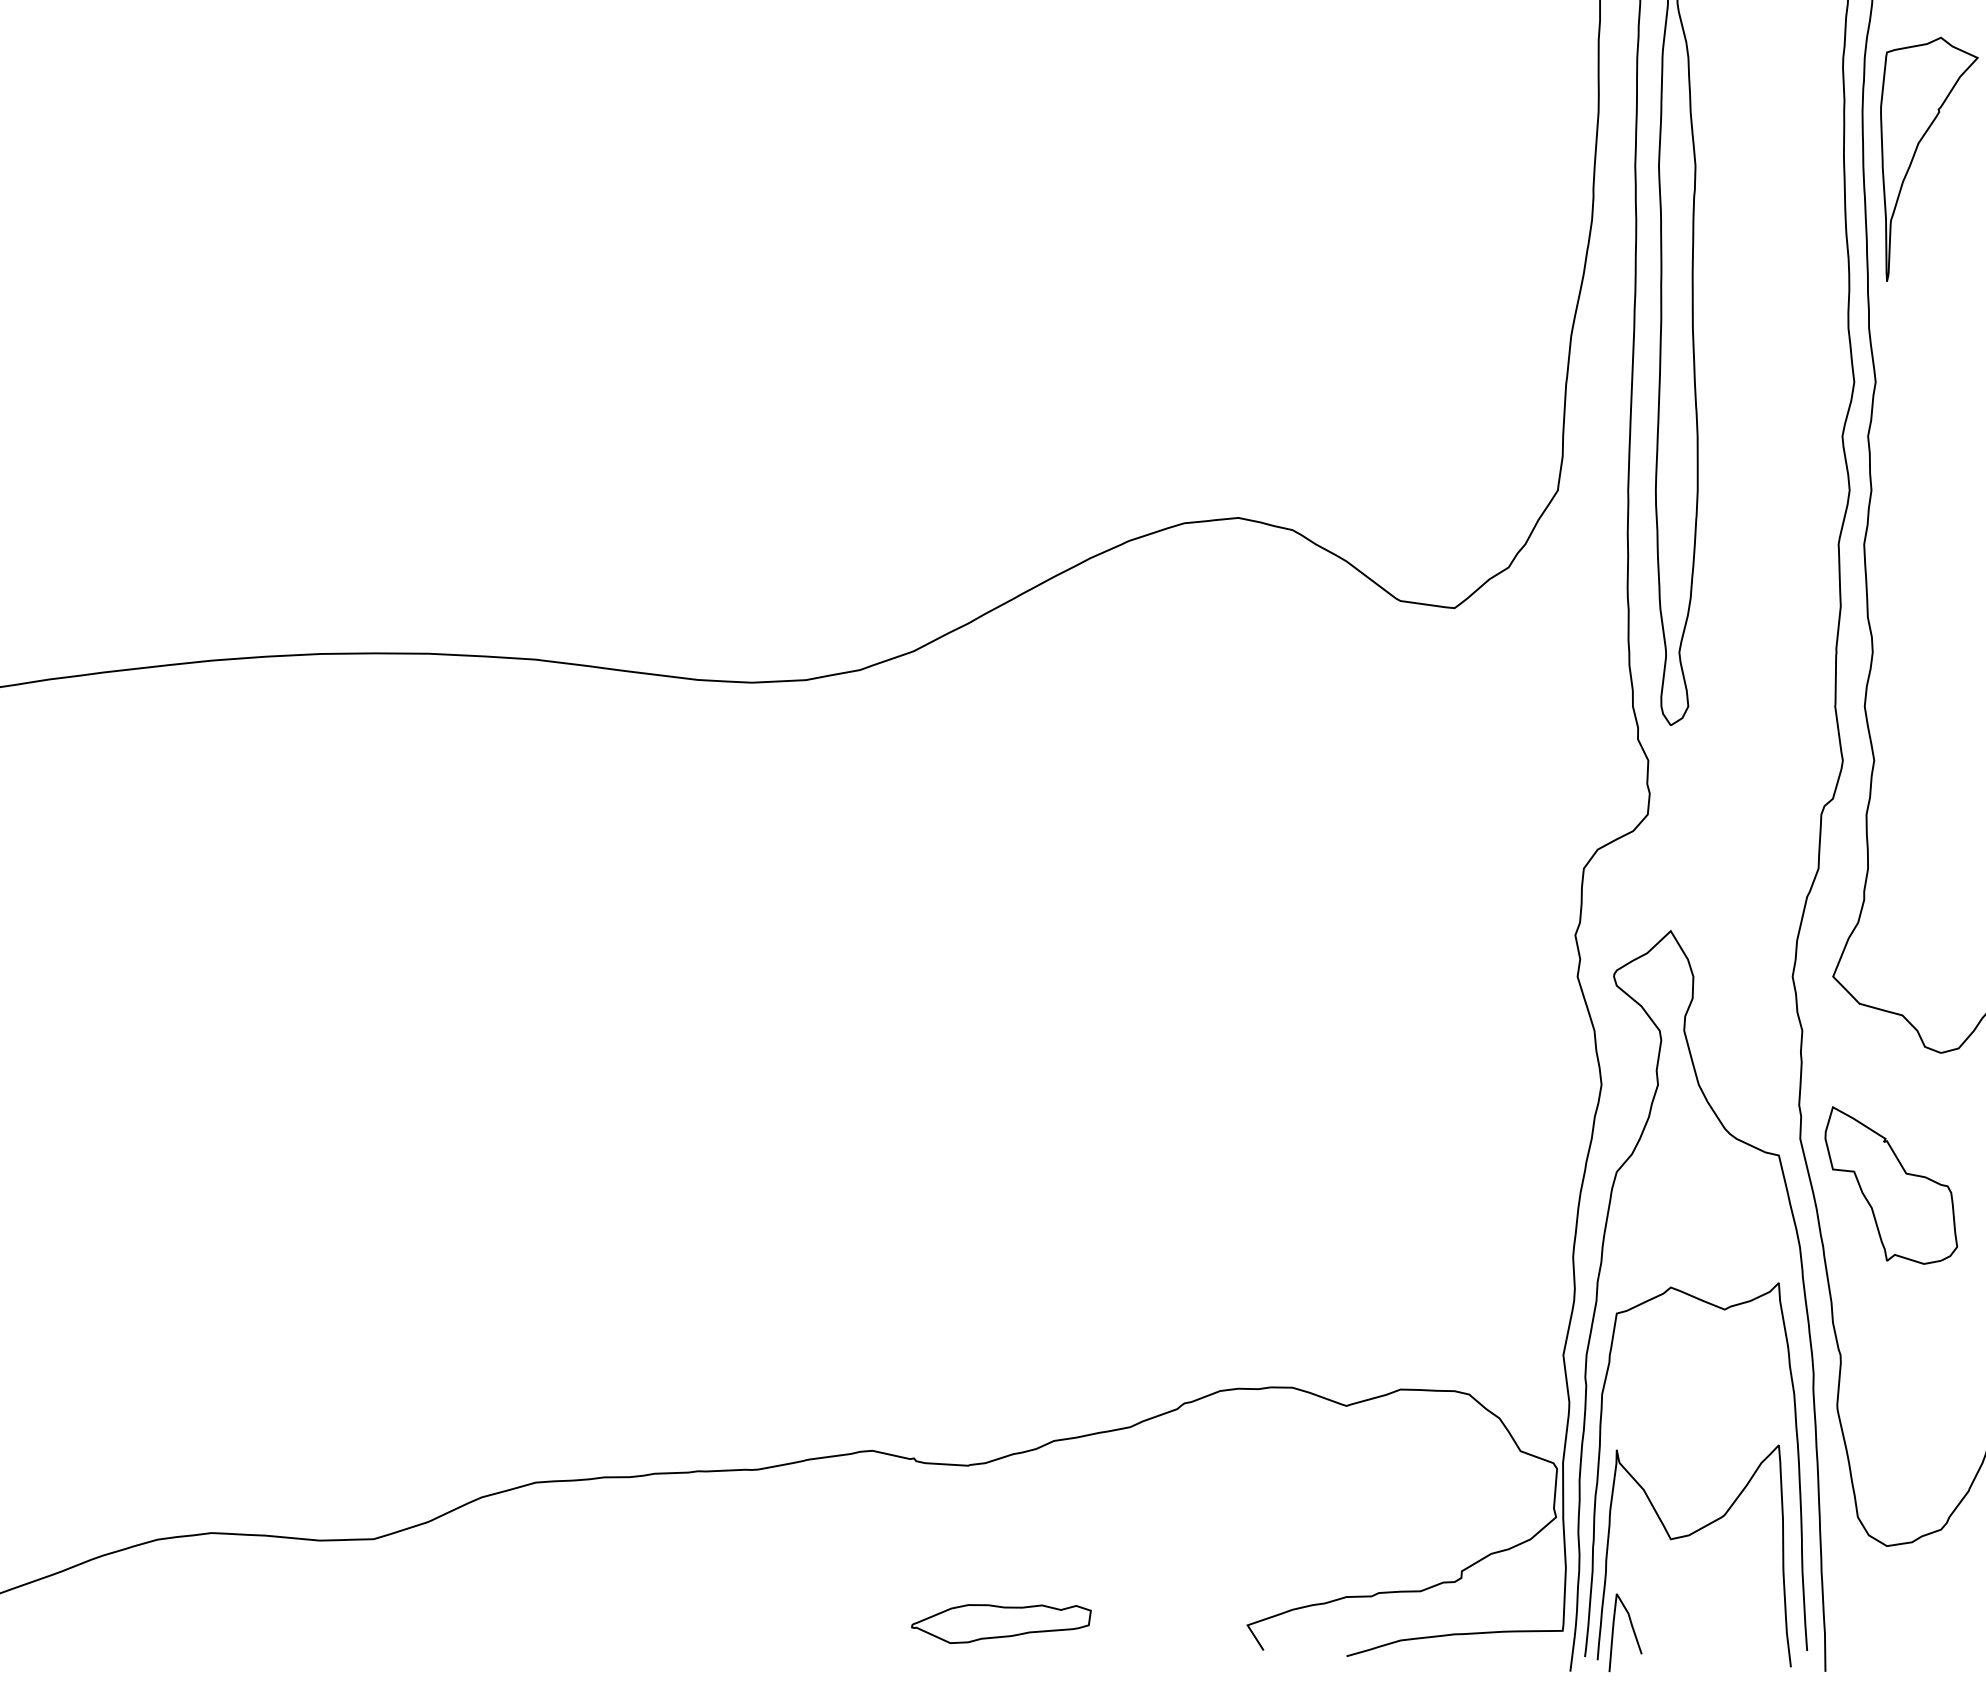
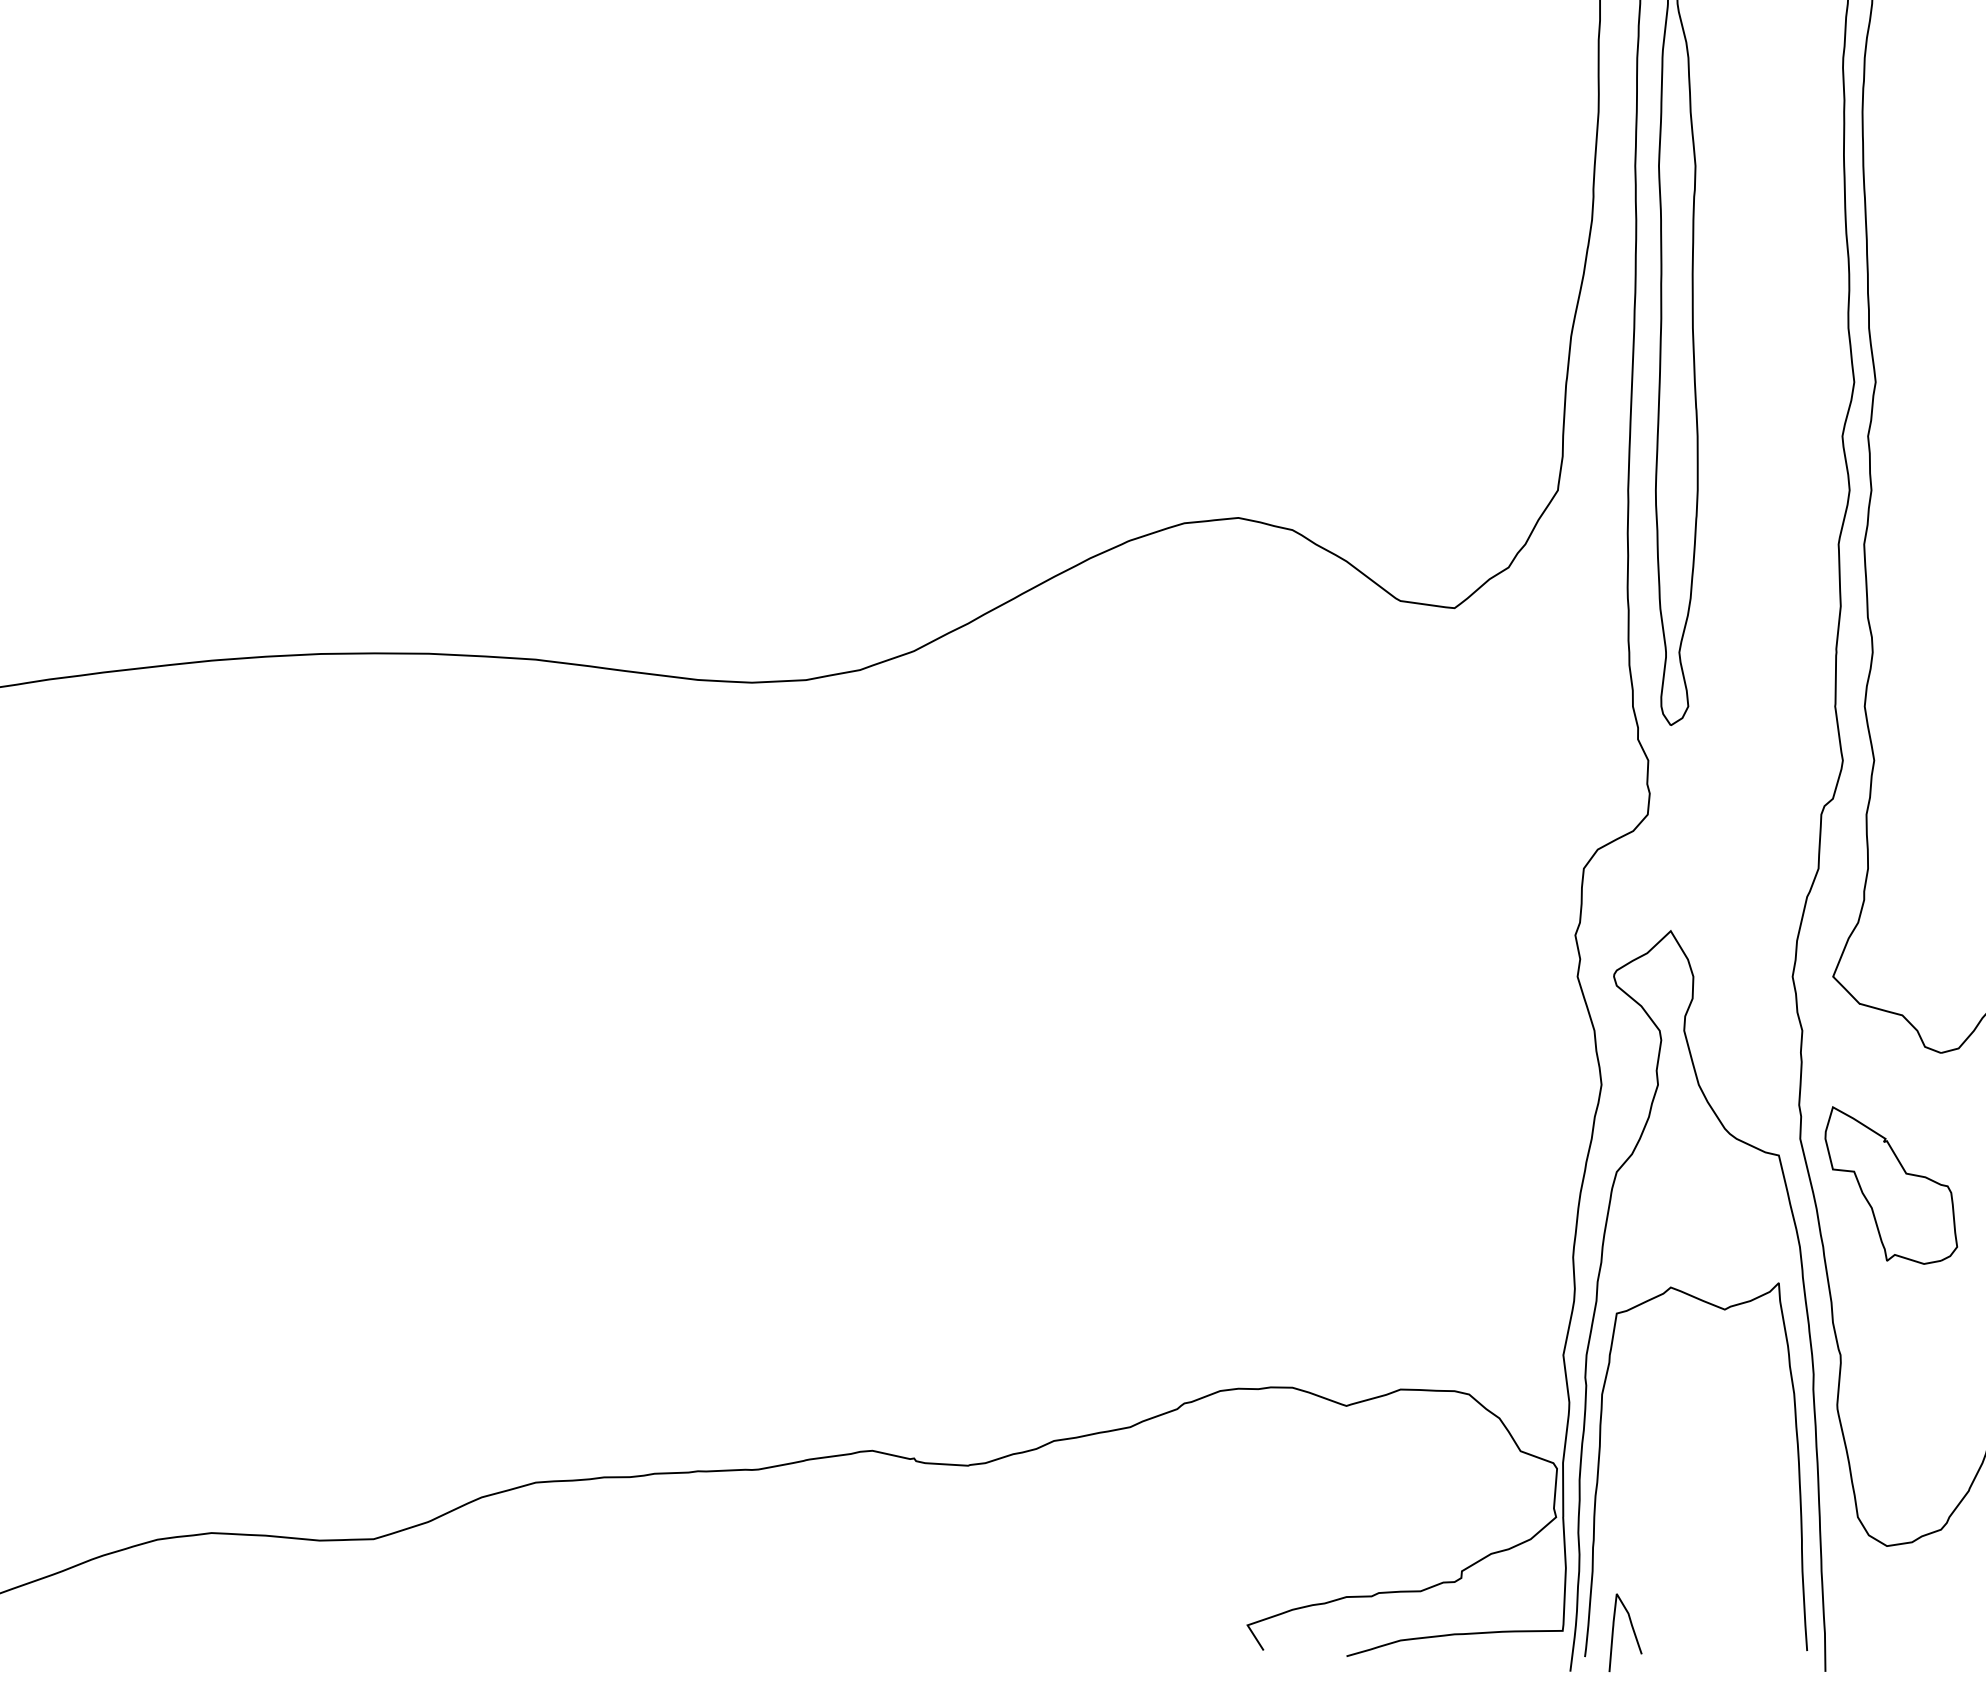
part: present -> none (1915, 154)
curve: present -> none (1689, 1536)
part: present -> none (1001, 1623)
